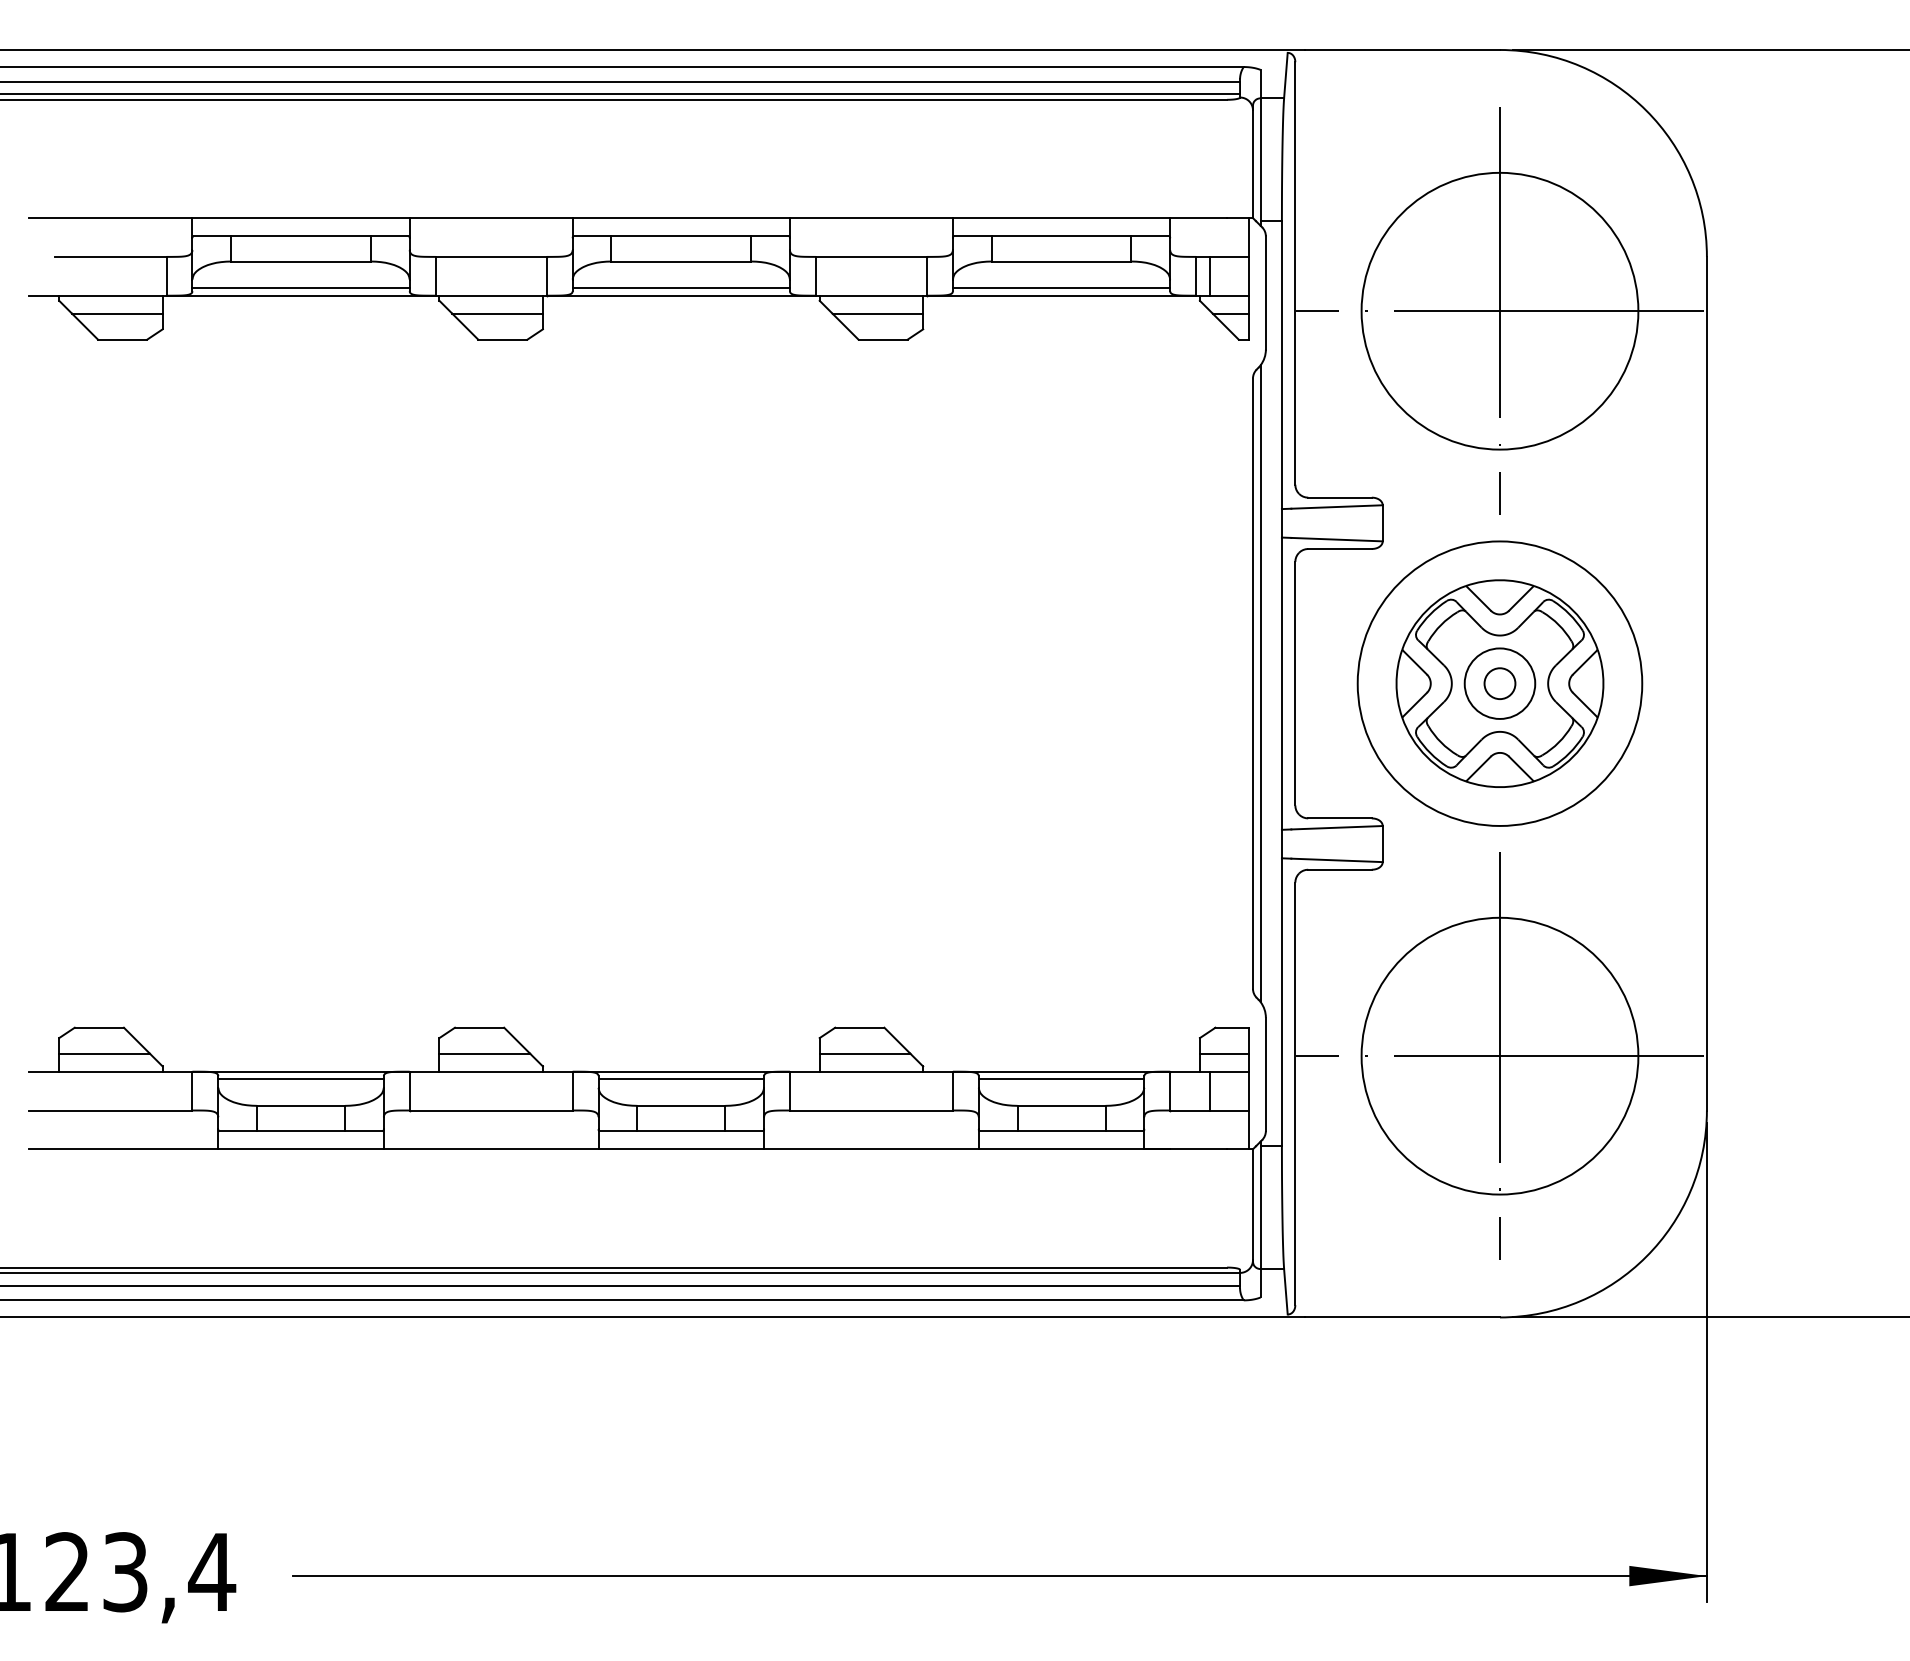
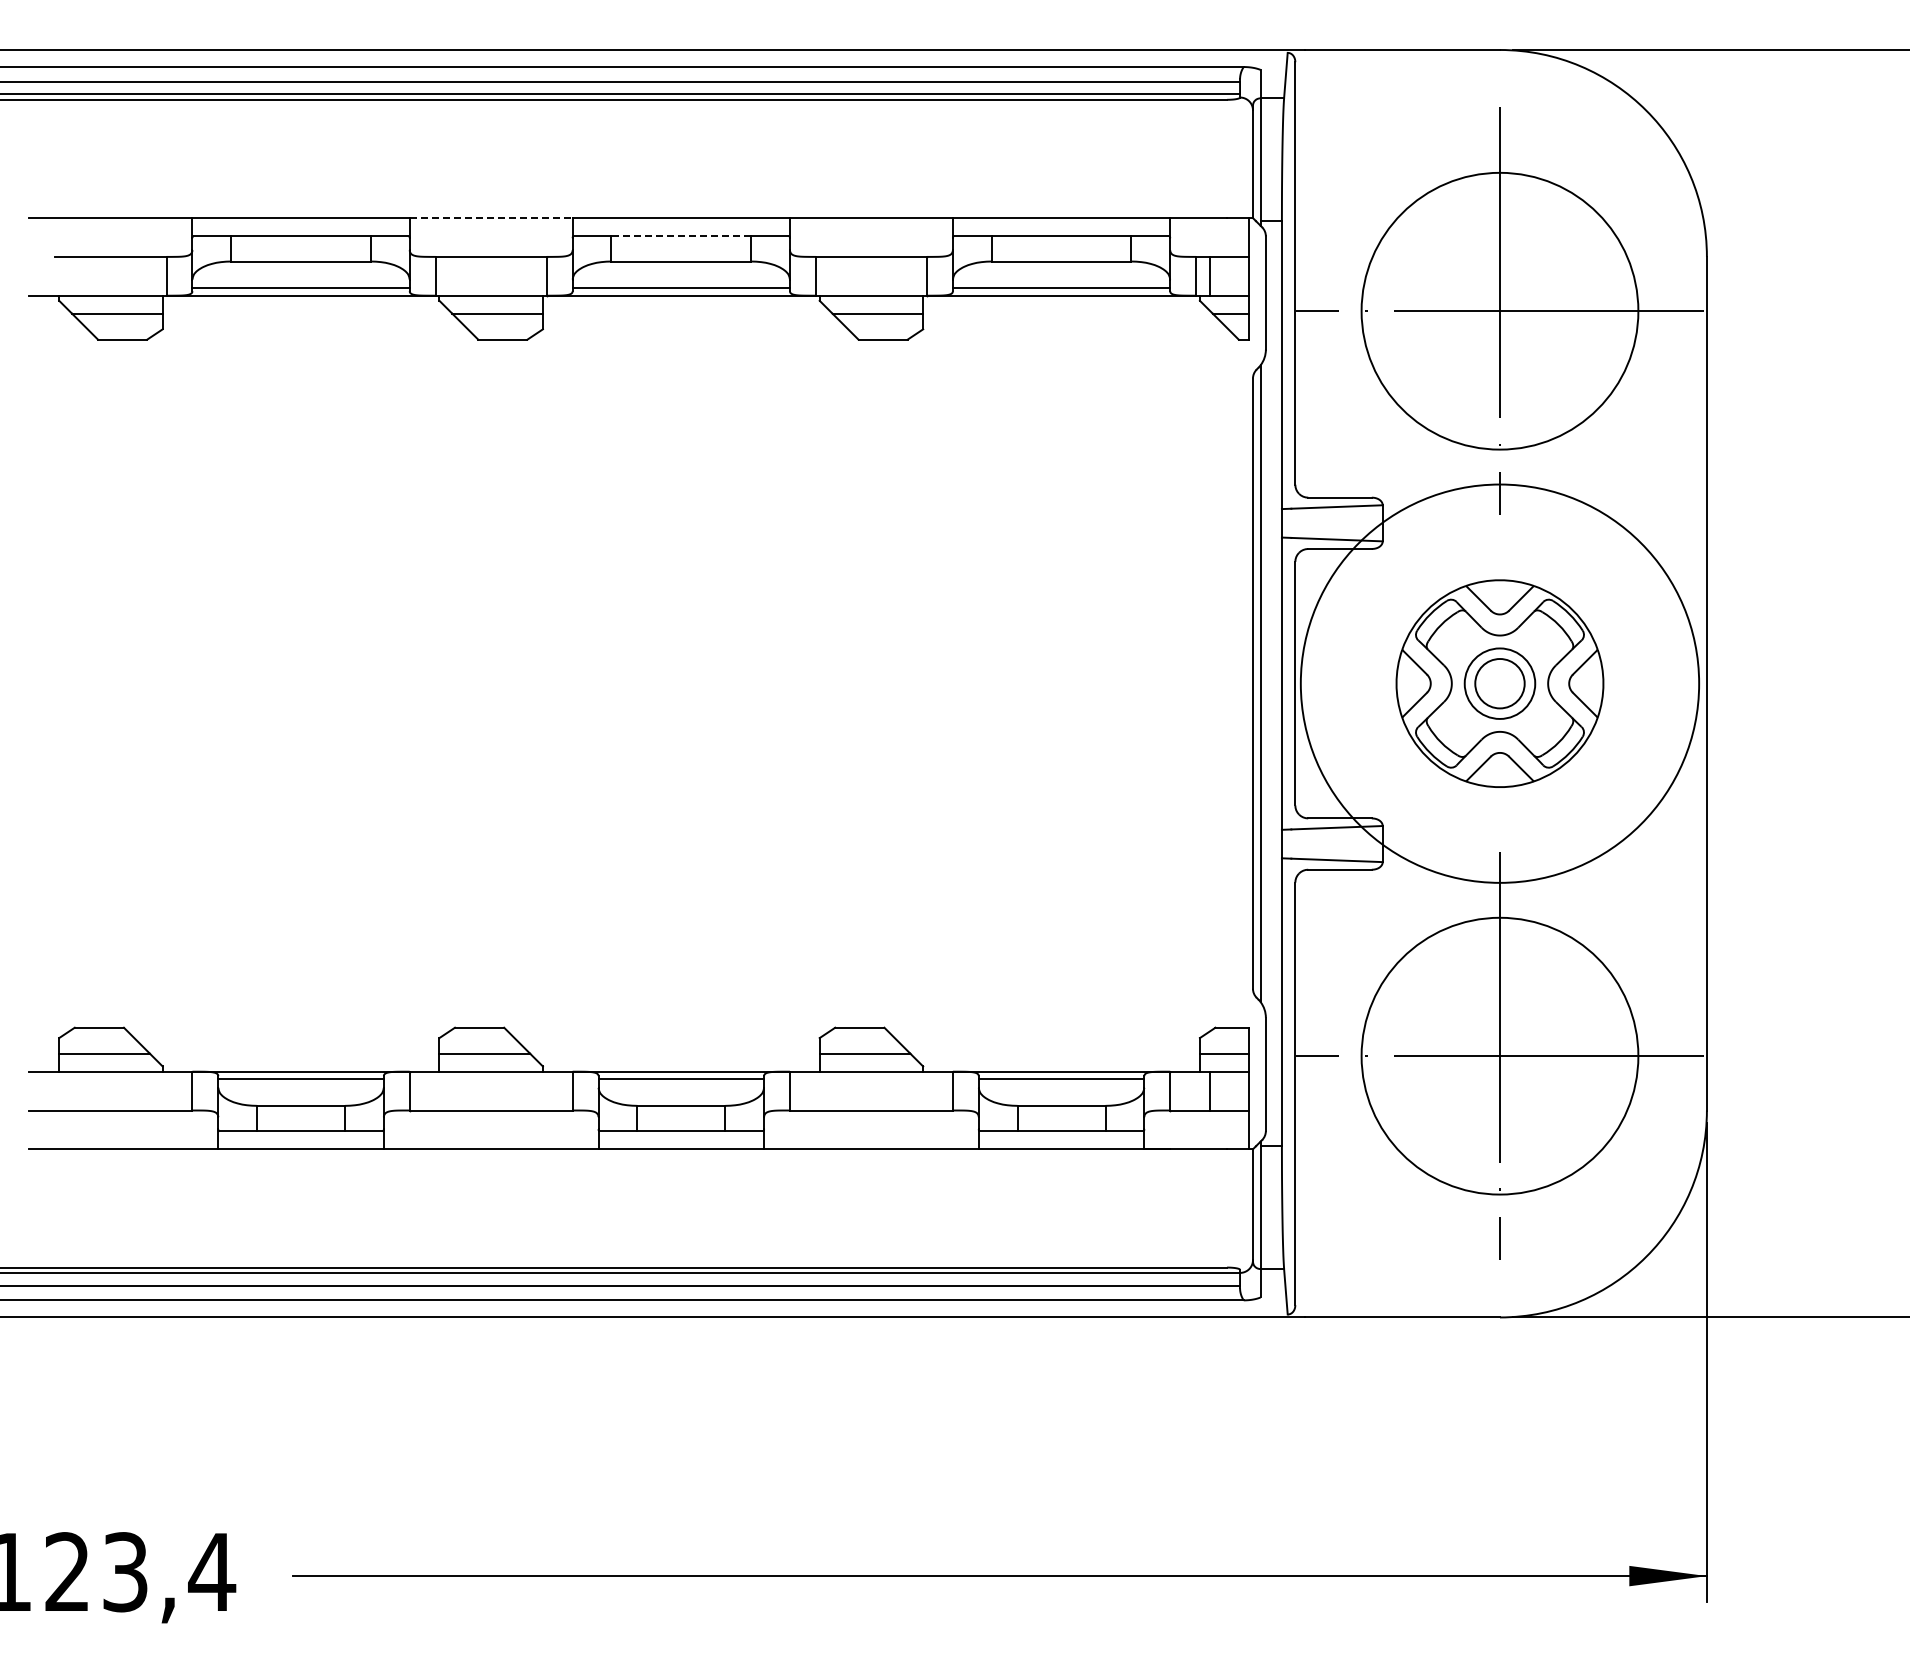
line: solid -> dashed (491, 218)
line: solid -> dashed (681, 236)
circle diameter: 285 px -> 398 px (1499, 683)
circle diameter: 31 px -> 49 px (1499, 683)
